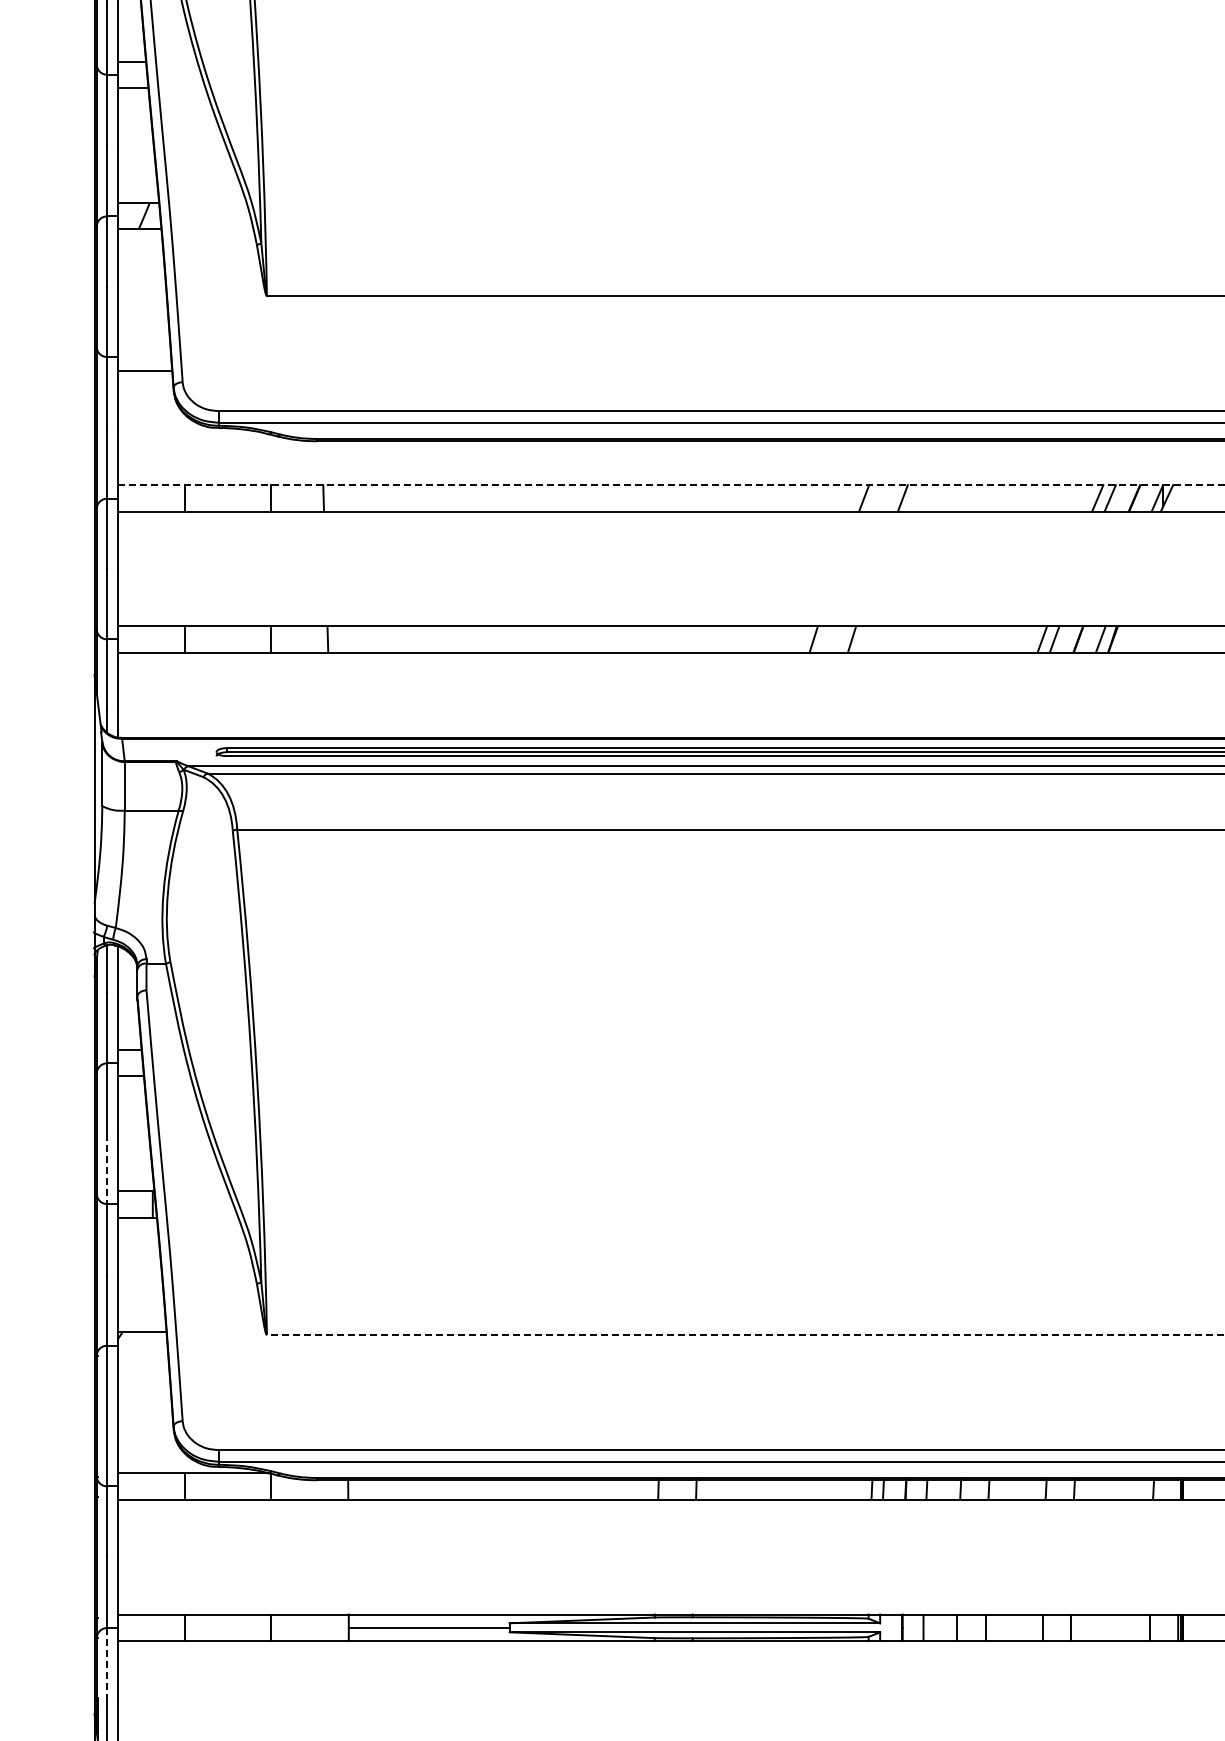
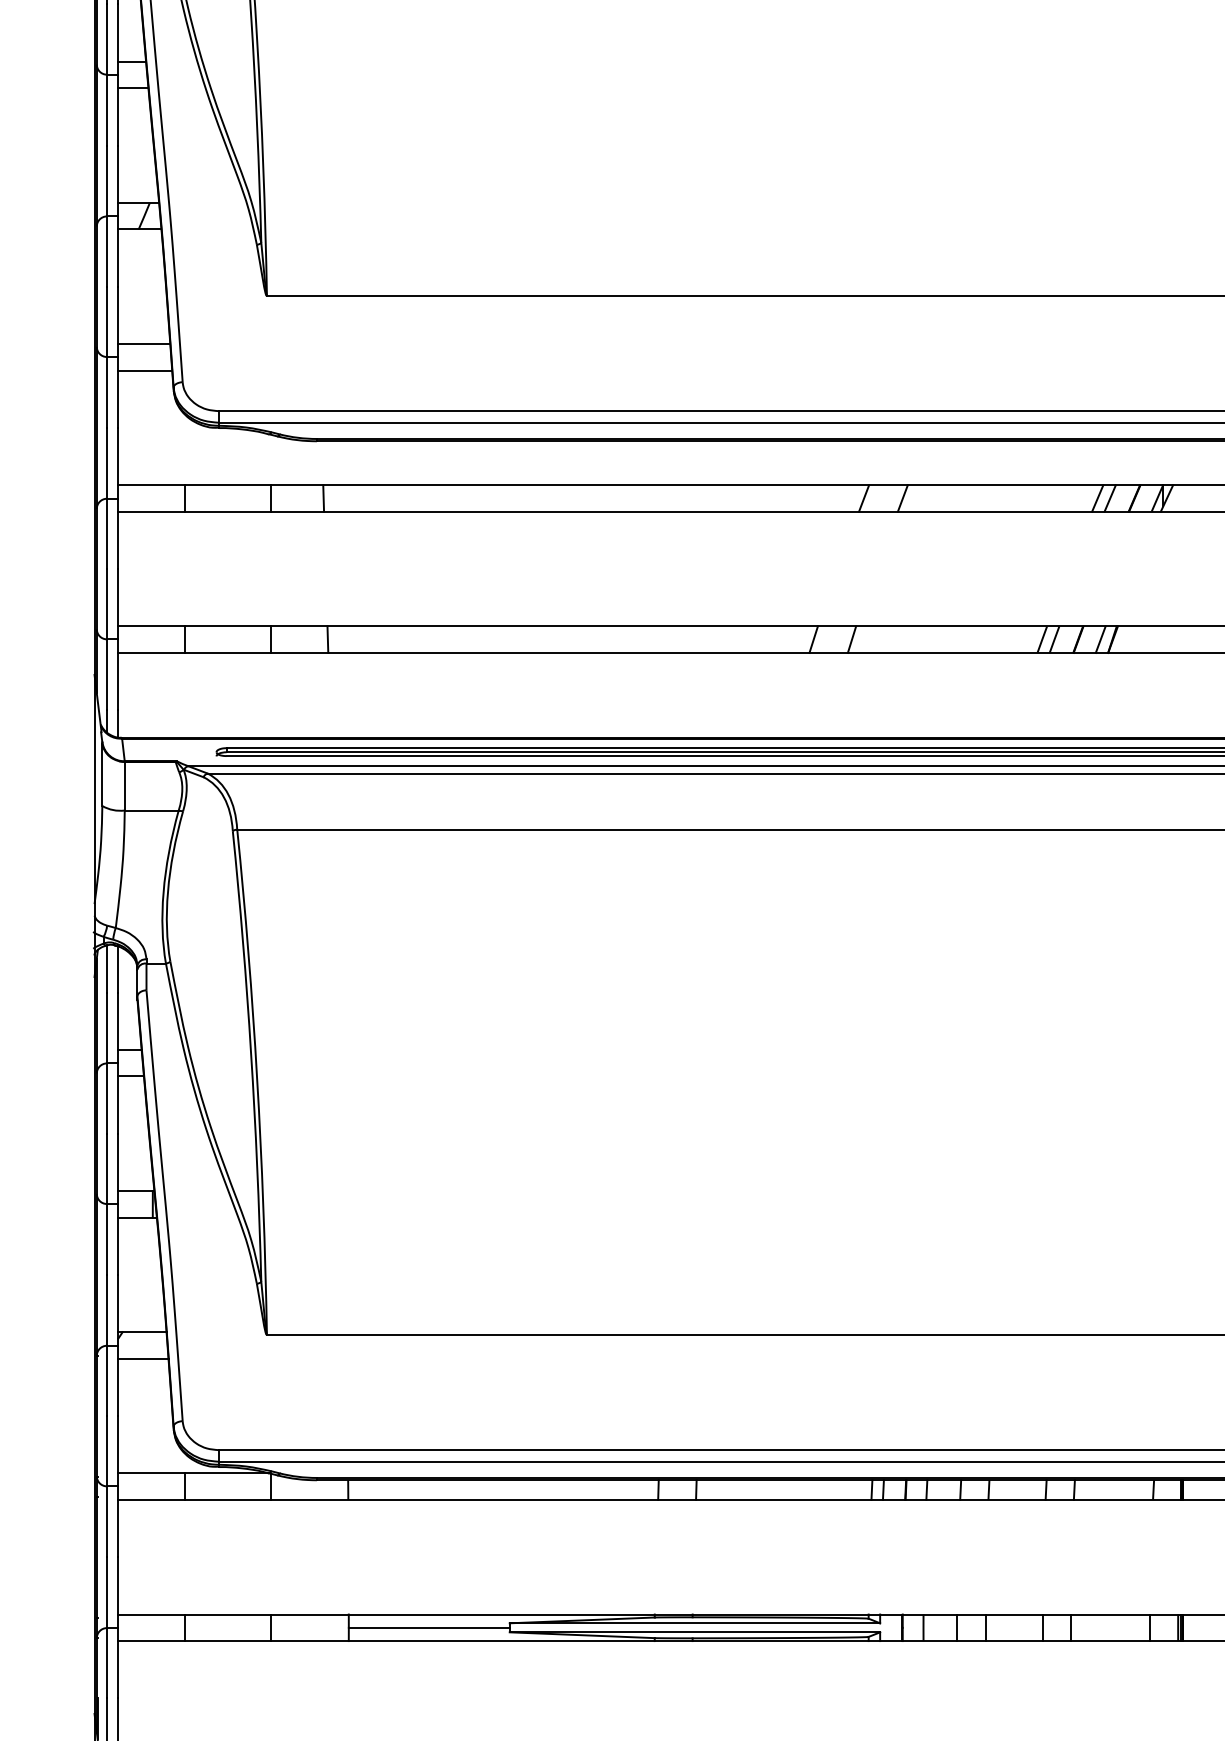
line: none -> present (144, 344)
line: dashed -> solid (671, 485)
line: dashed -> solid (106, 1169)
line: dashed -> solid (745, 1334)
line: none -> present (143, 1358)
line: dashed -> solid (106, 1663)
